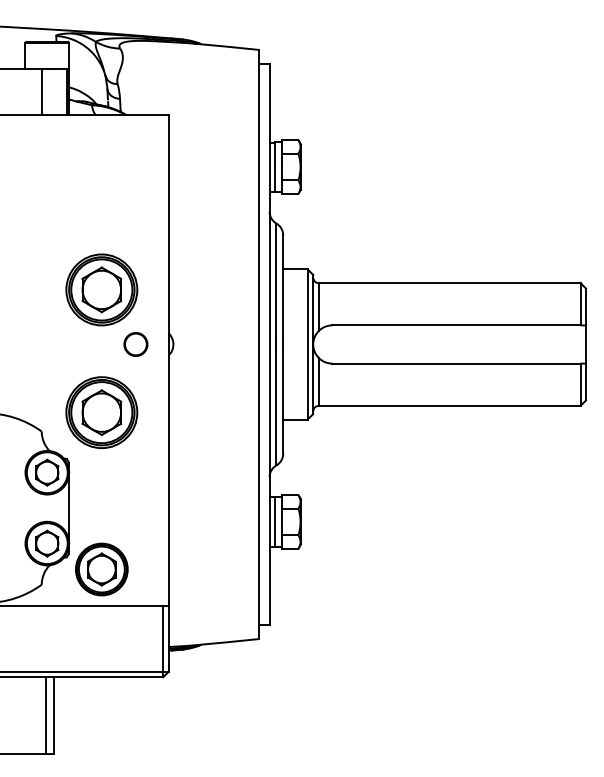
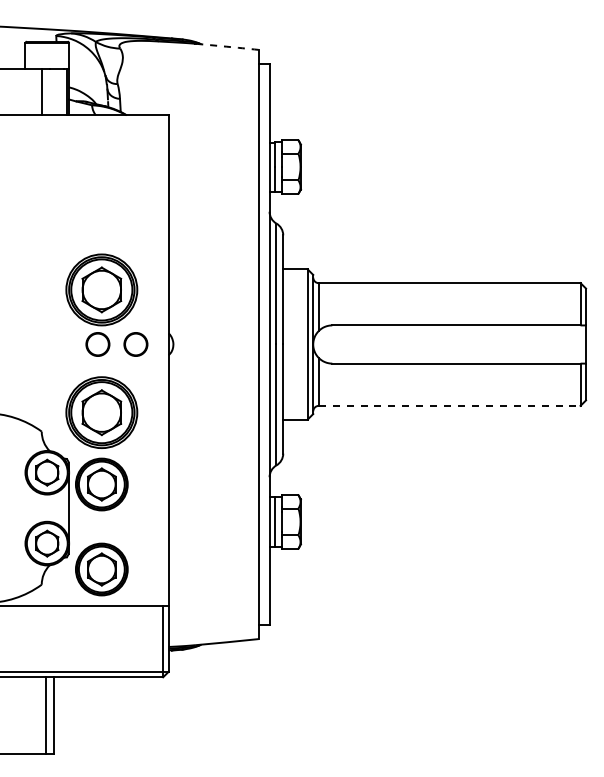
arc: solid -> dashed (226, 46)
circle: none -> present (97, 344)
line: solid -> dashed (449, 405)
part: none -> present (101, 484)
